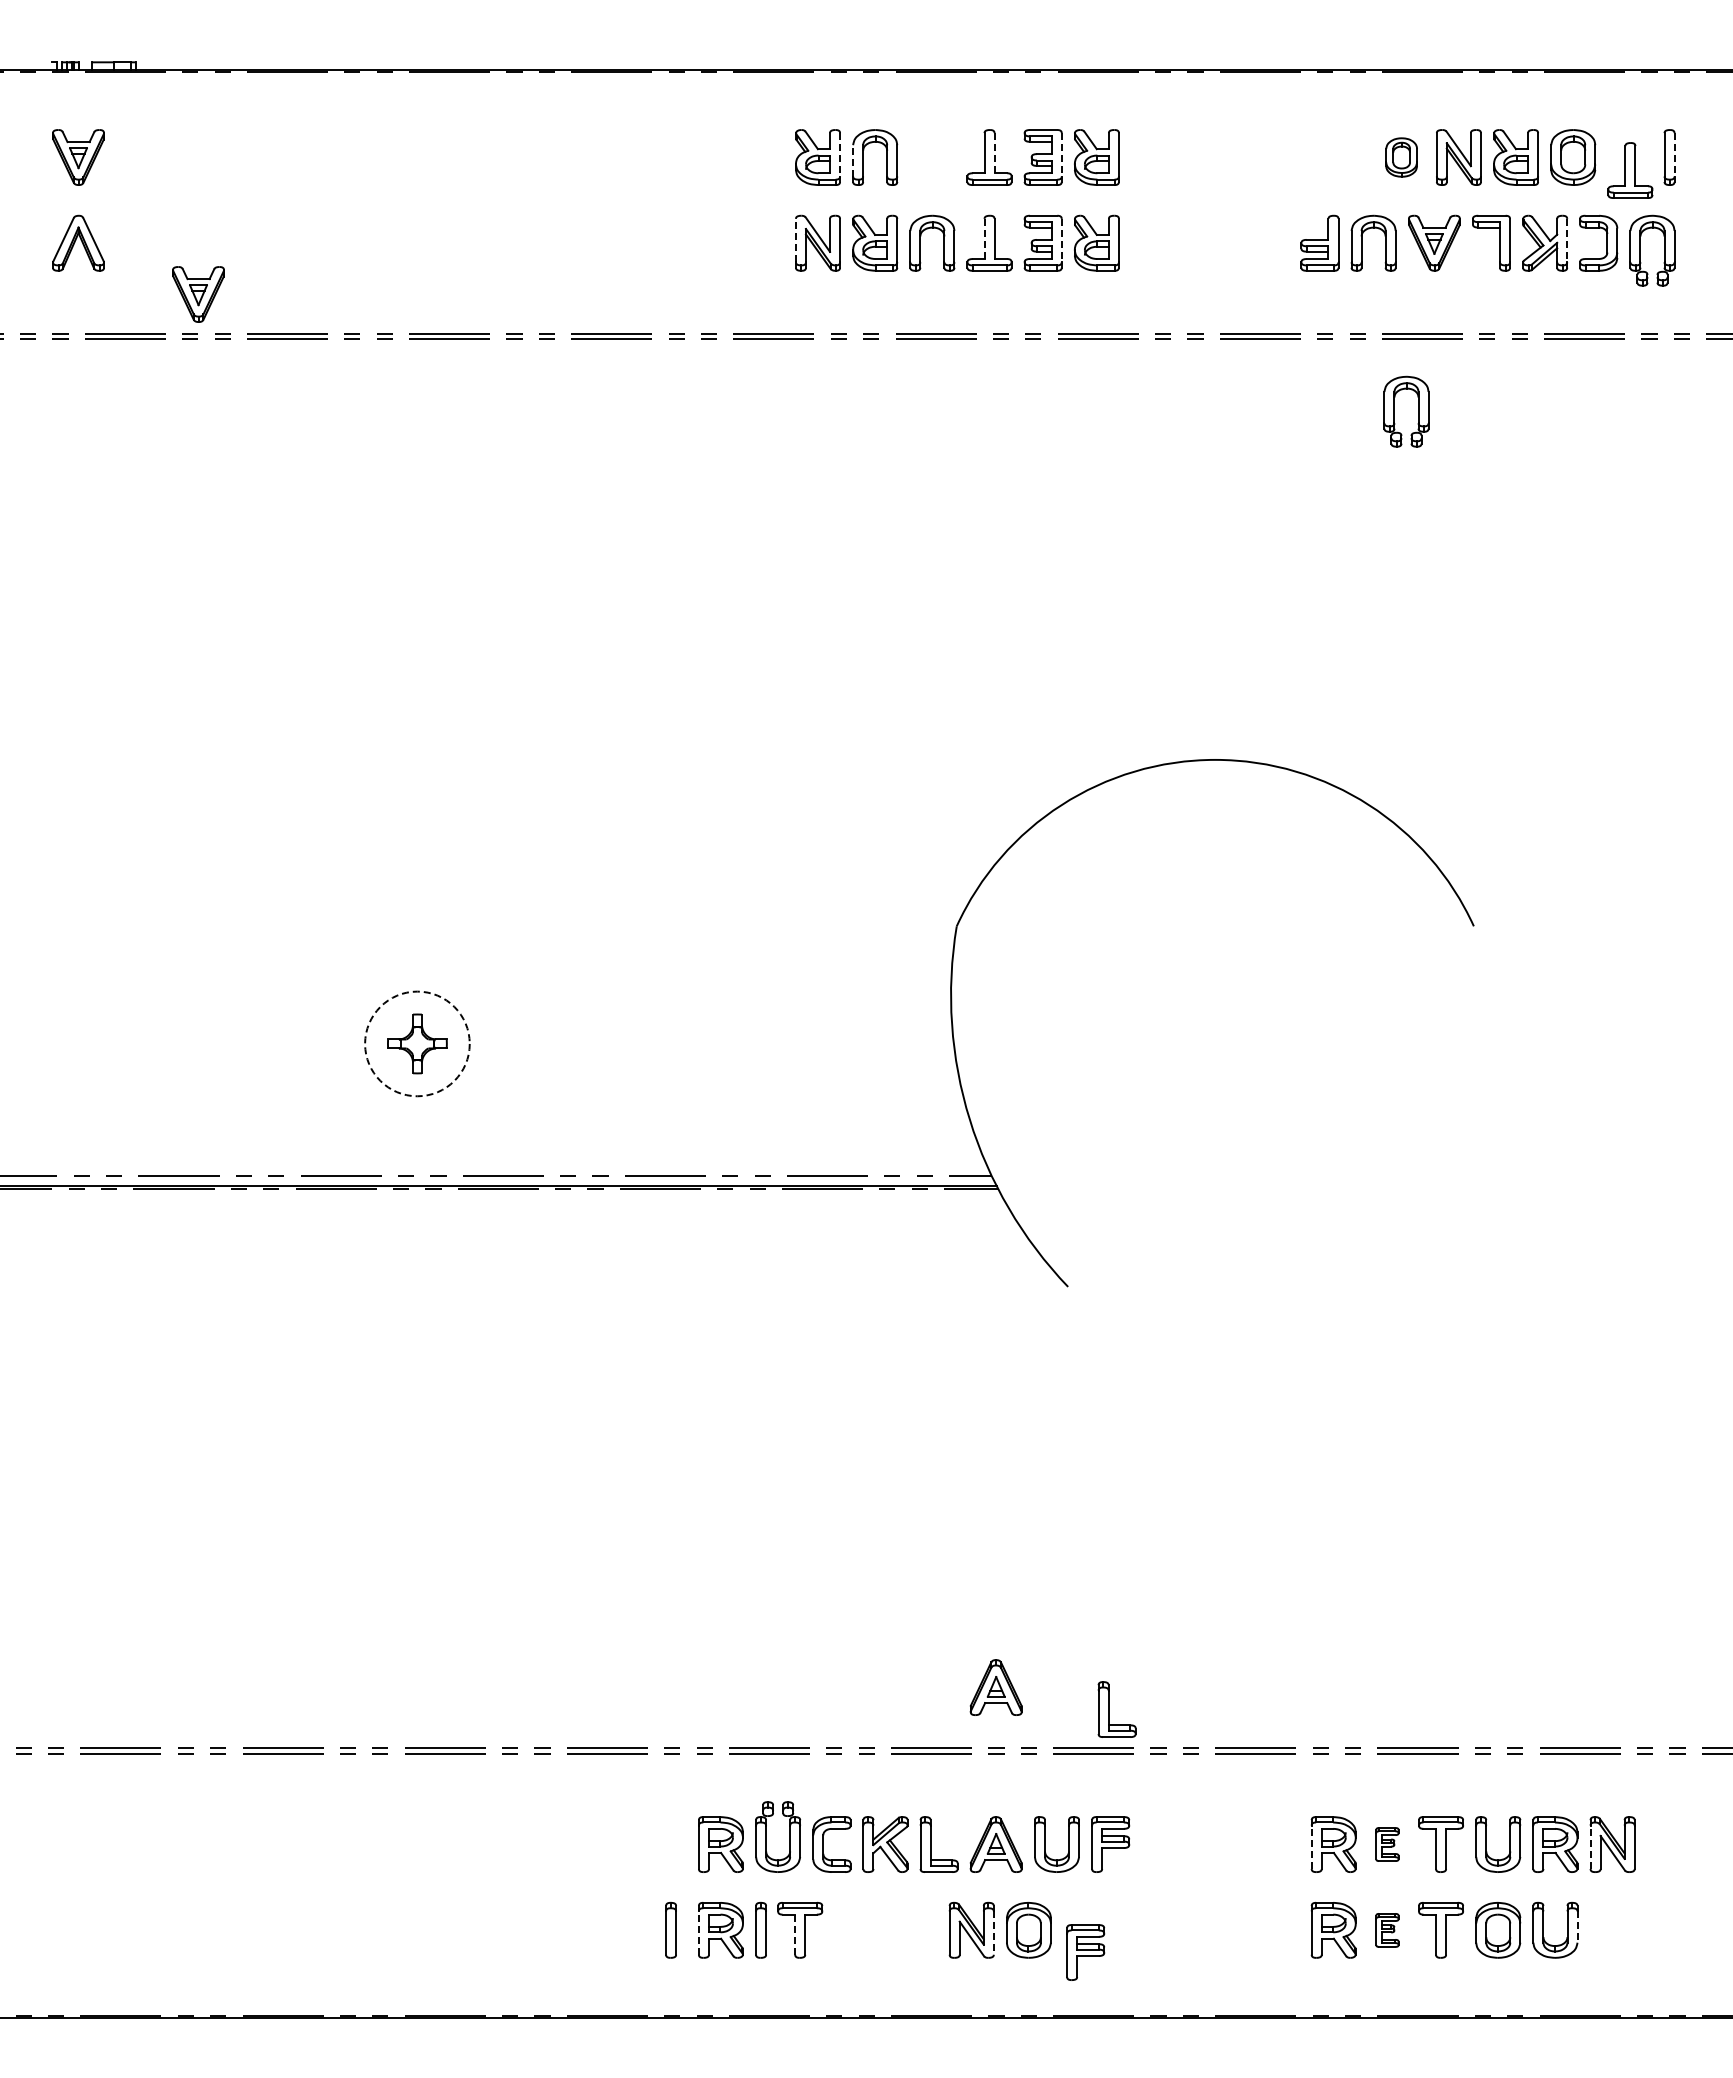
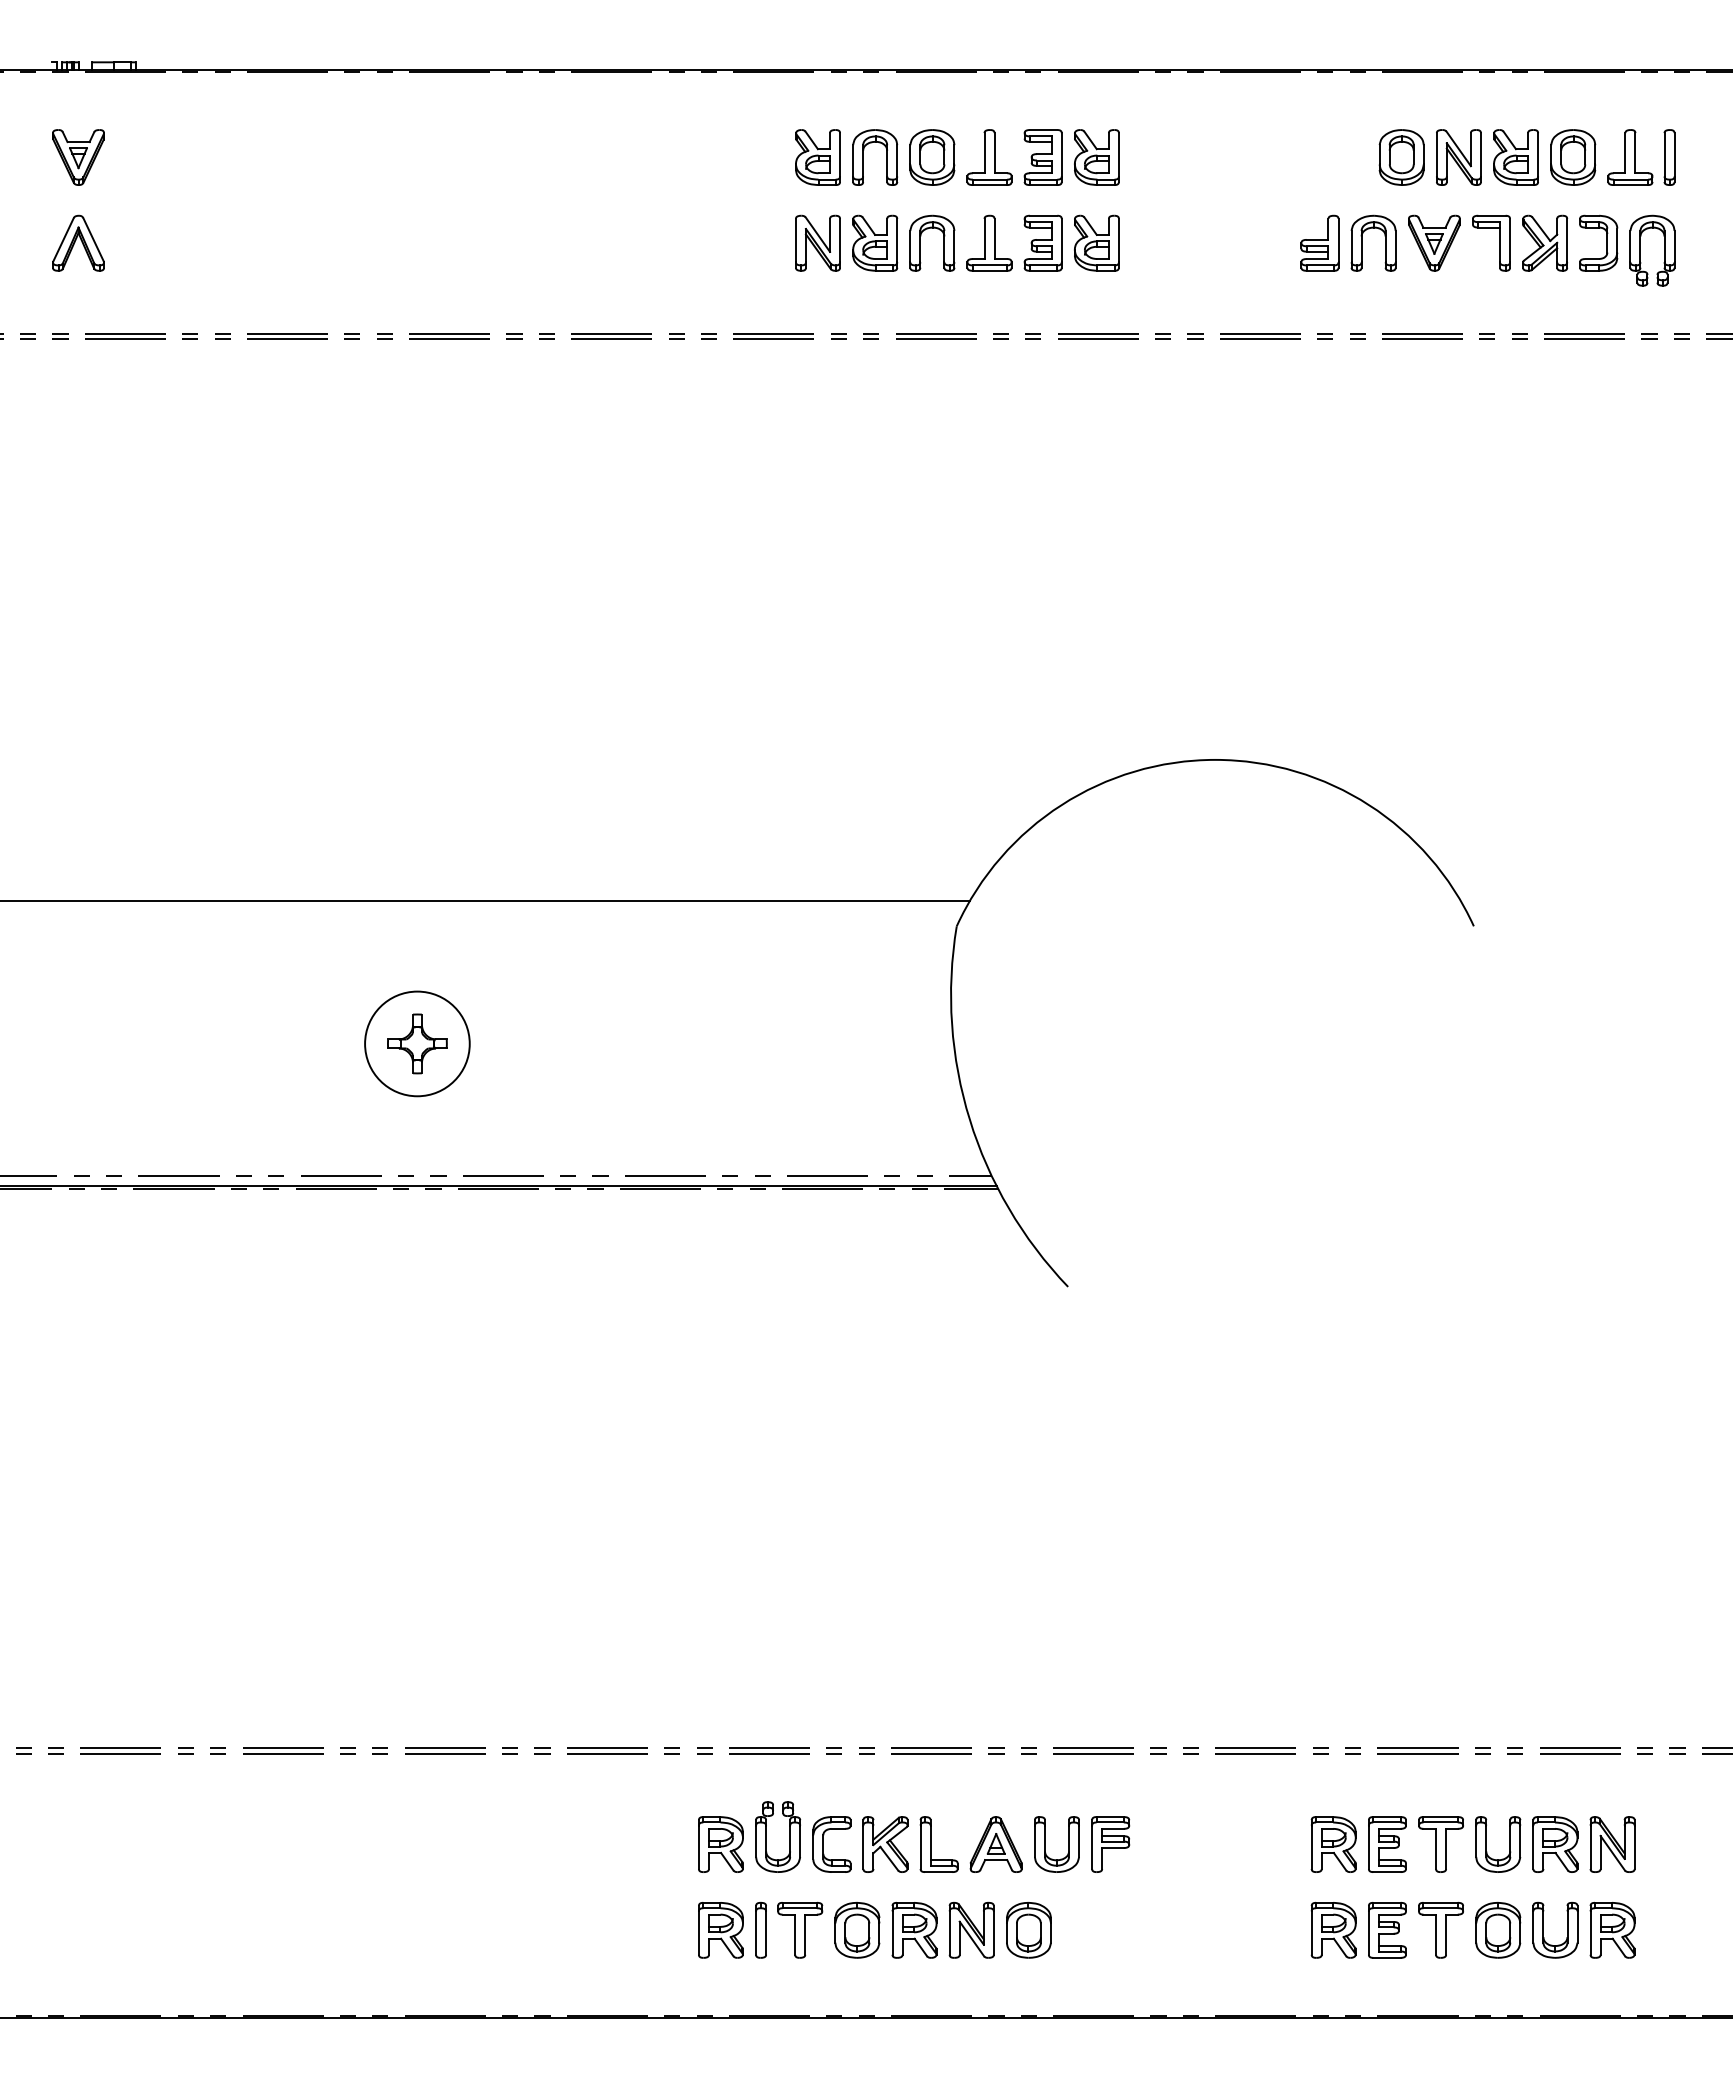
line: dashed -> solid (994, 153)
line: dashed -> solid (840, 154)
line: dashed -> solid (1061, 154)
line: dashed -> solid (1674, 154)
part: none -> present (932, 157)
part size: 33x41 px -> 47x57 px (1401, 157)
line: dashed -> solid (853, 160)
part position: (1630, 170) -> (1630, 157) (1630, 157)
line: dashed -> solid (984, 238)
line: dashed -> solid (795, 240)
line: dashed -> solid (1061, 240)
line: dashed -> solid (1567, 240)
part: present -> none (198, 294)
part: present -> none (1394, 411)
line: none -> present (485, 901)
circle: dashed -> solid (417, 1043)
part: present -> none (995, 1687)
part: present -> none (1109, 1709)
part size: 25x35 px -> 39x57 px (1387, 1844)
line: dashed -> solid (1311, 1847)
line: dashed -> solid (1590, 1847)
line: dashed -> solid (1577, 1927)
part: present -> none (670, 1929)
part: none -> present (857, 1930)
part: none -> present (914, 1930)
part size: 25x35 px -> 39x57 px (1387, 1930)
part: none -> present (1612, 1930)
line: dashed -> solid (698, 1933)
line: dashed -> solid (993, 1933)
line: dashed -> solid (795, 1934)
part: present -> none (1085, 1952)
